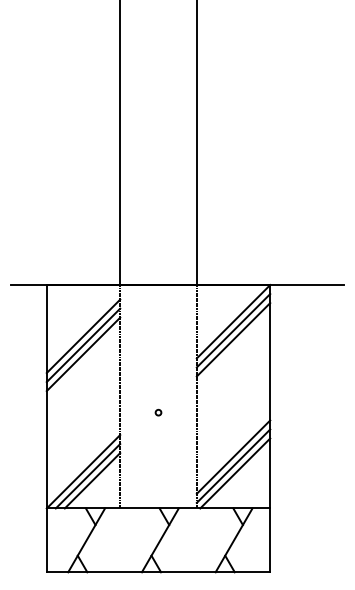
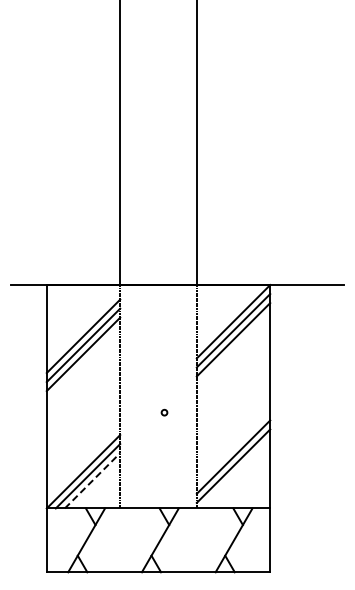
circle position: (158, 412) -> (164, 412) (164, 412)
line: present -> none (235, 473)
line: solid -> dashed (92, 480)
